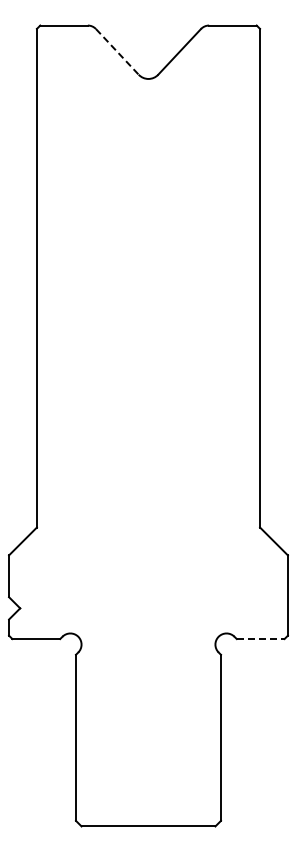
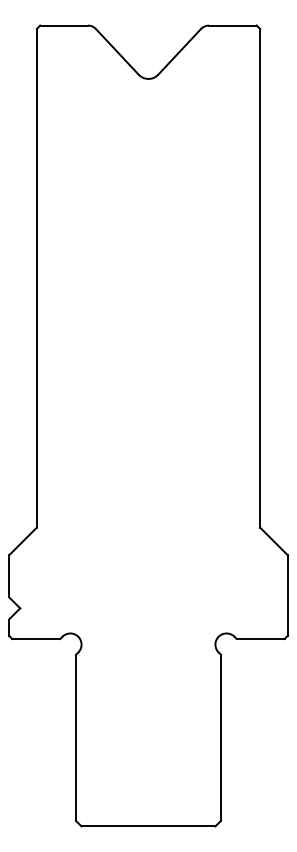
line: dashed -> solid (117, 52)
line: dashed -> solid (260, 639)
